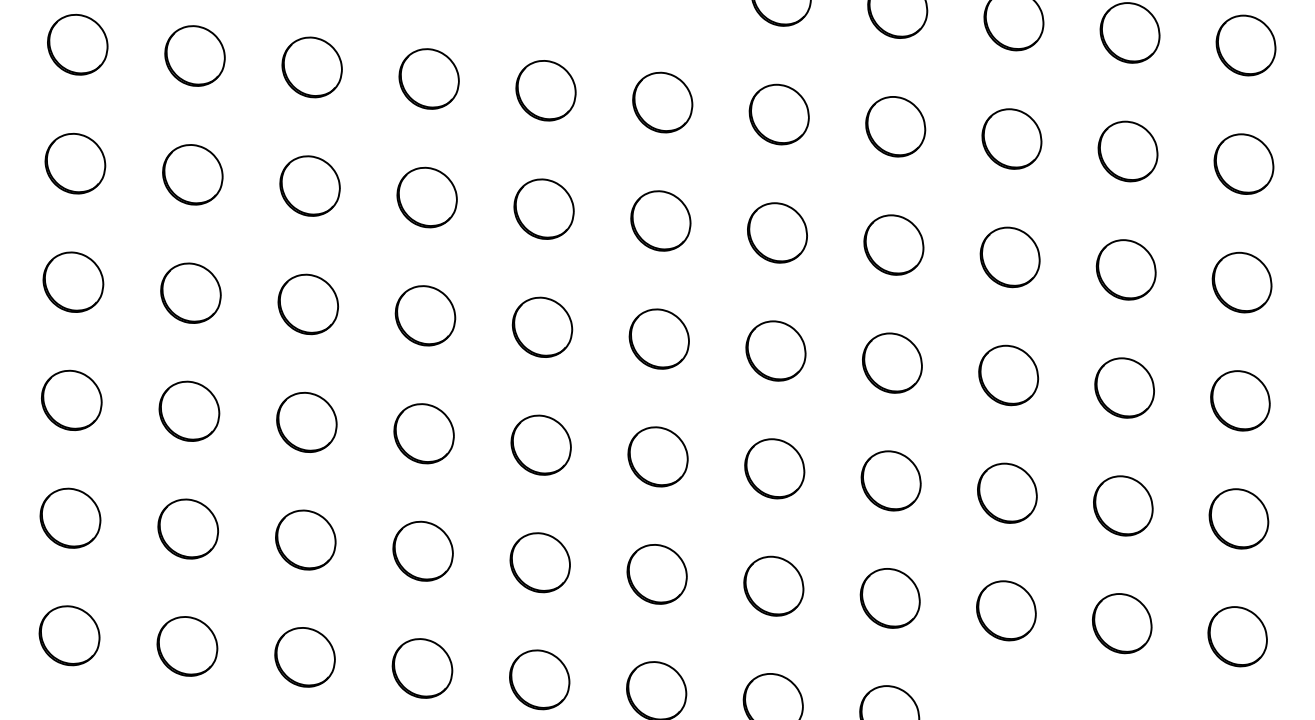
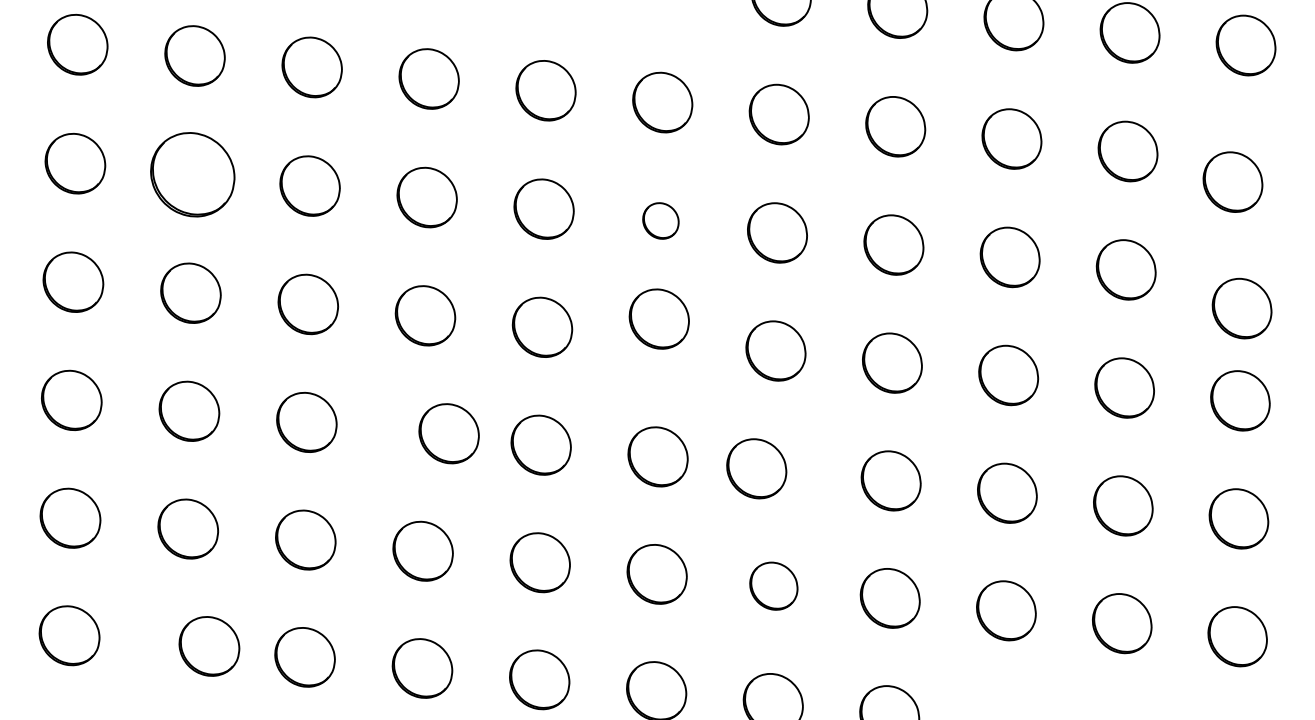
part position: (1243, 163) -> (1232, 181) (1232, 181)
part size: 62x62 px -> 86x86 px (192, 174)
part size: 62x62 px -> 38x38 px (660, 220)
part position: (1241, 282) -> (1241, 308) (1241, 308)
part position: (658, 338) -> (658, 318) (658, 318)
part position: (423, 433) -> (448, 433) (448, 433)
part position: (774, 468) -> (756, 468) (756, 468)
part size: 62x62 px -> 50x50 px (773, 585)
part position: (187, 646) -> (209, 646) (209, 646)
